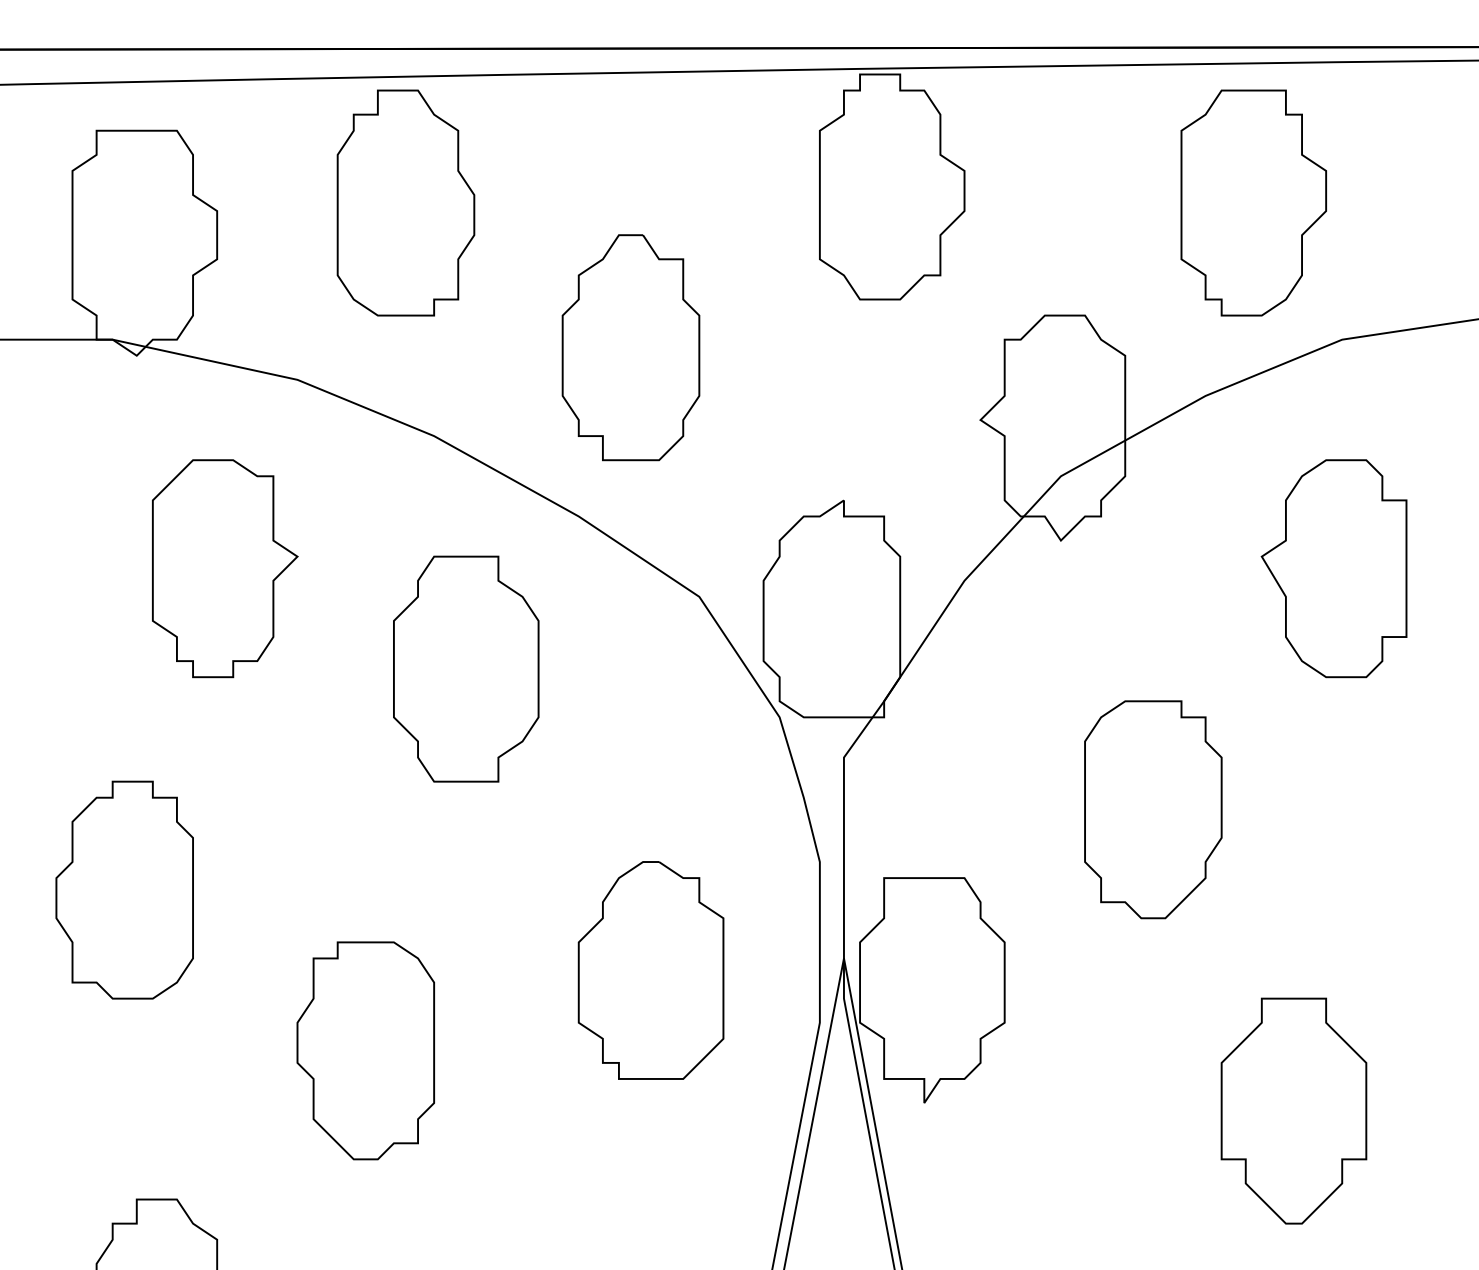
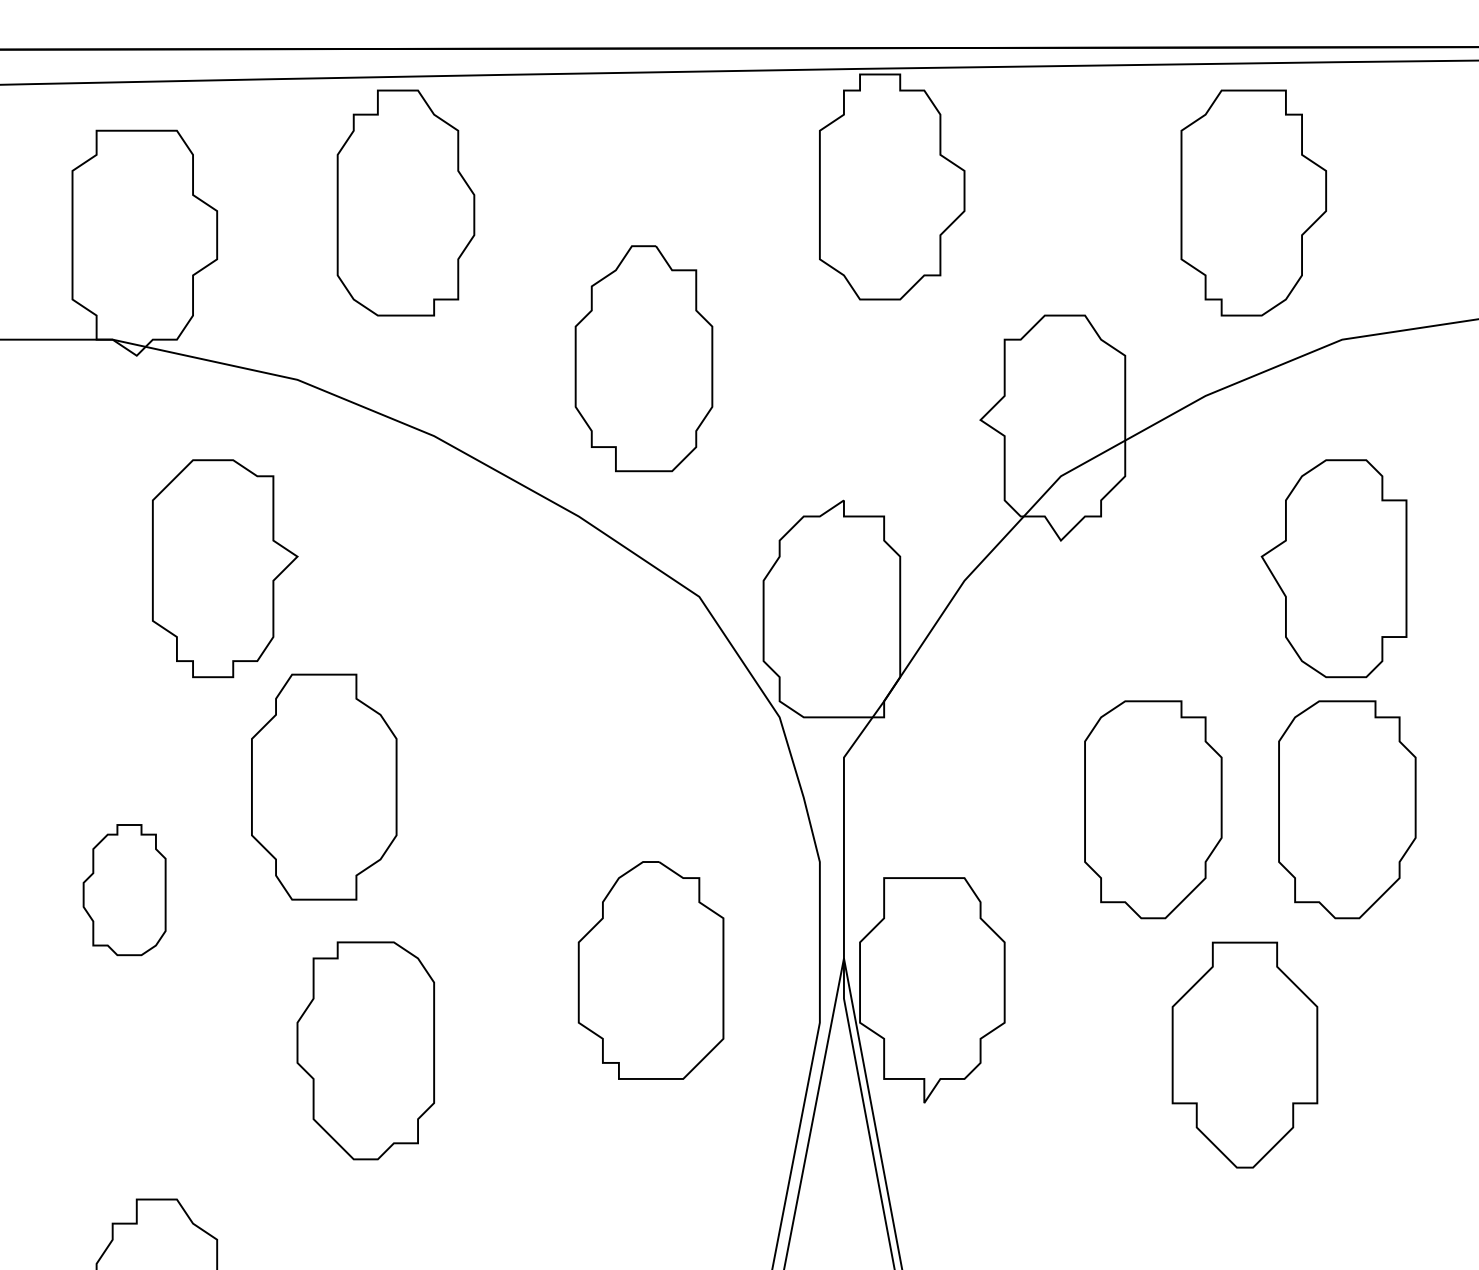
part position: (630, 347) -> (643, 358) (643, 358)
part position: (466, 668) -> (324, 786) (324, 786)
part: none -> present (1347, 809)
part size: 139x220 px -> 85x133 px (124, 890)
part position: (1293, 1110) -> (1244, 1054) (1244, 1054)
